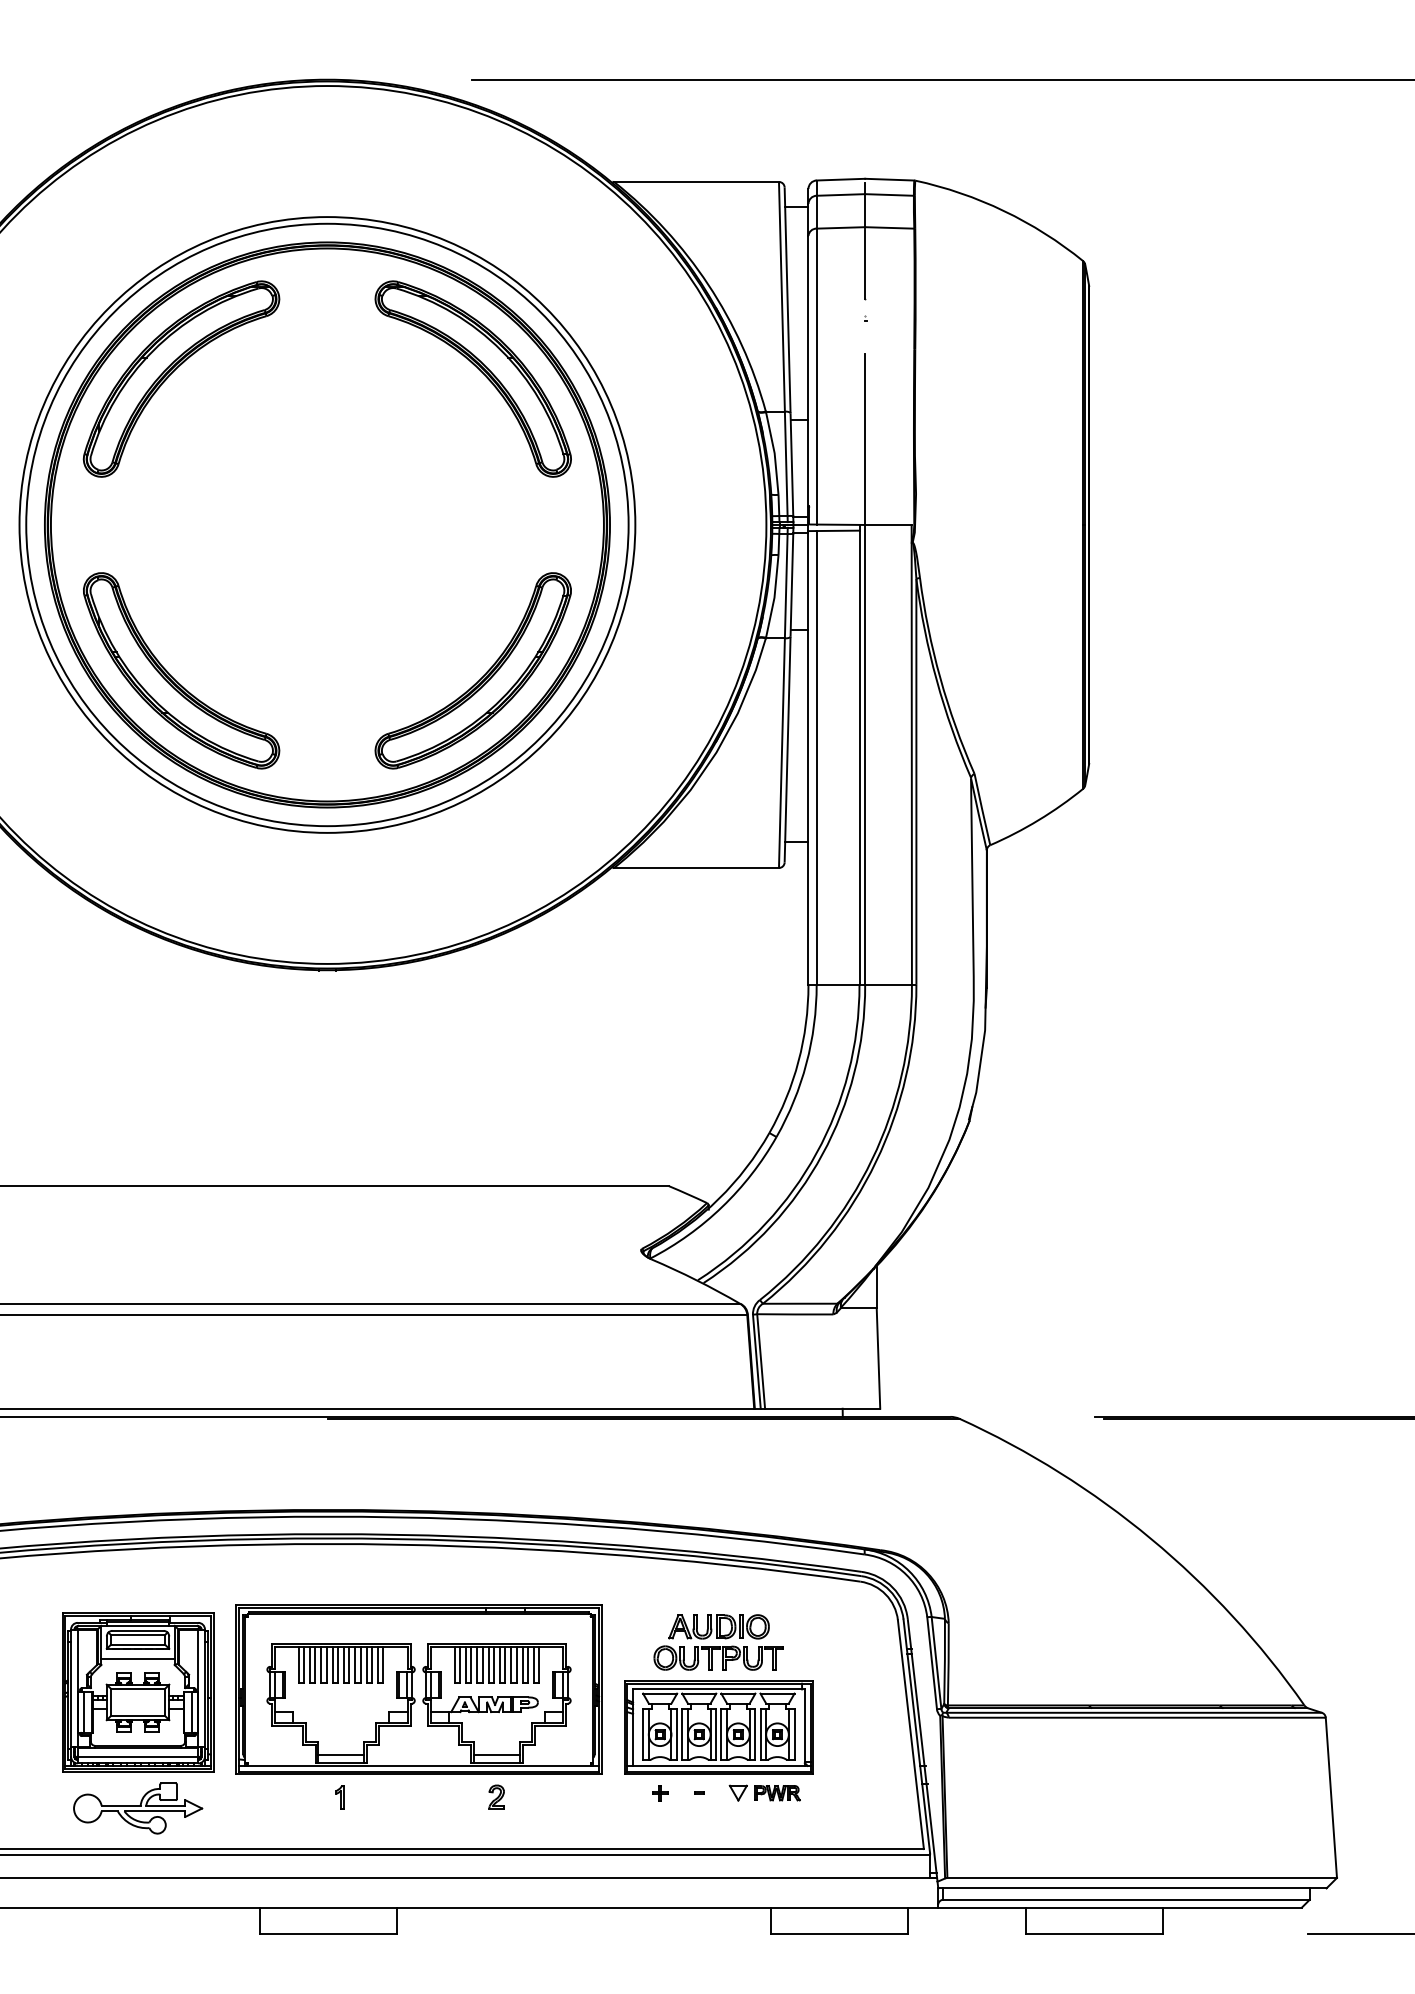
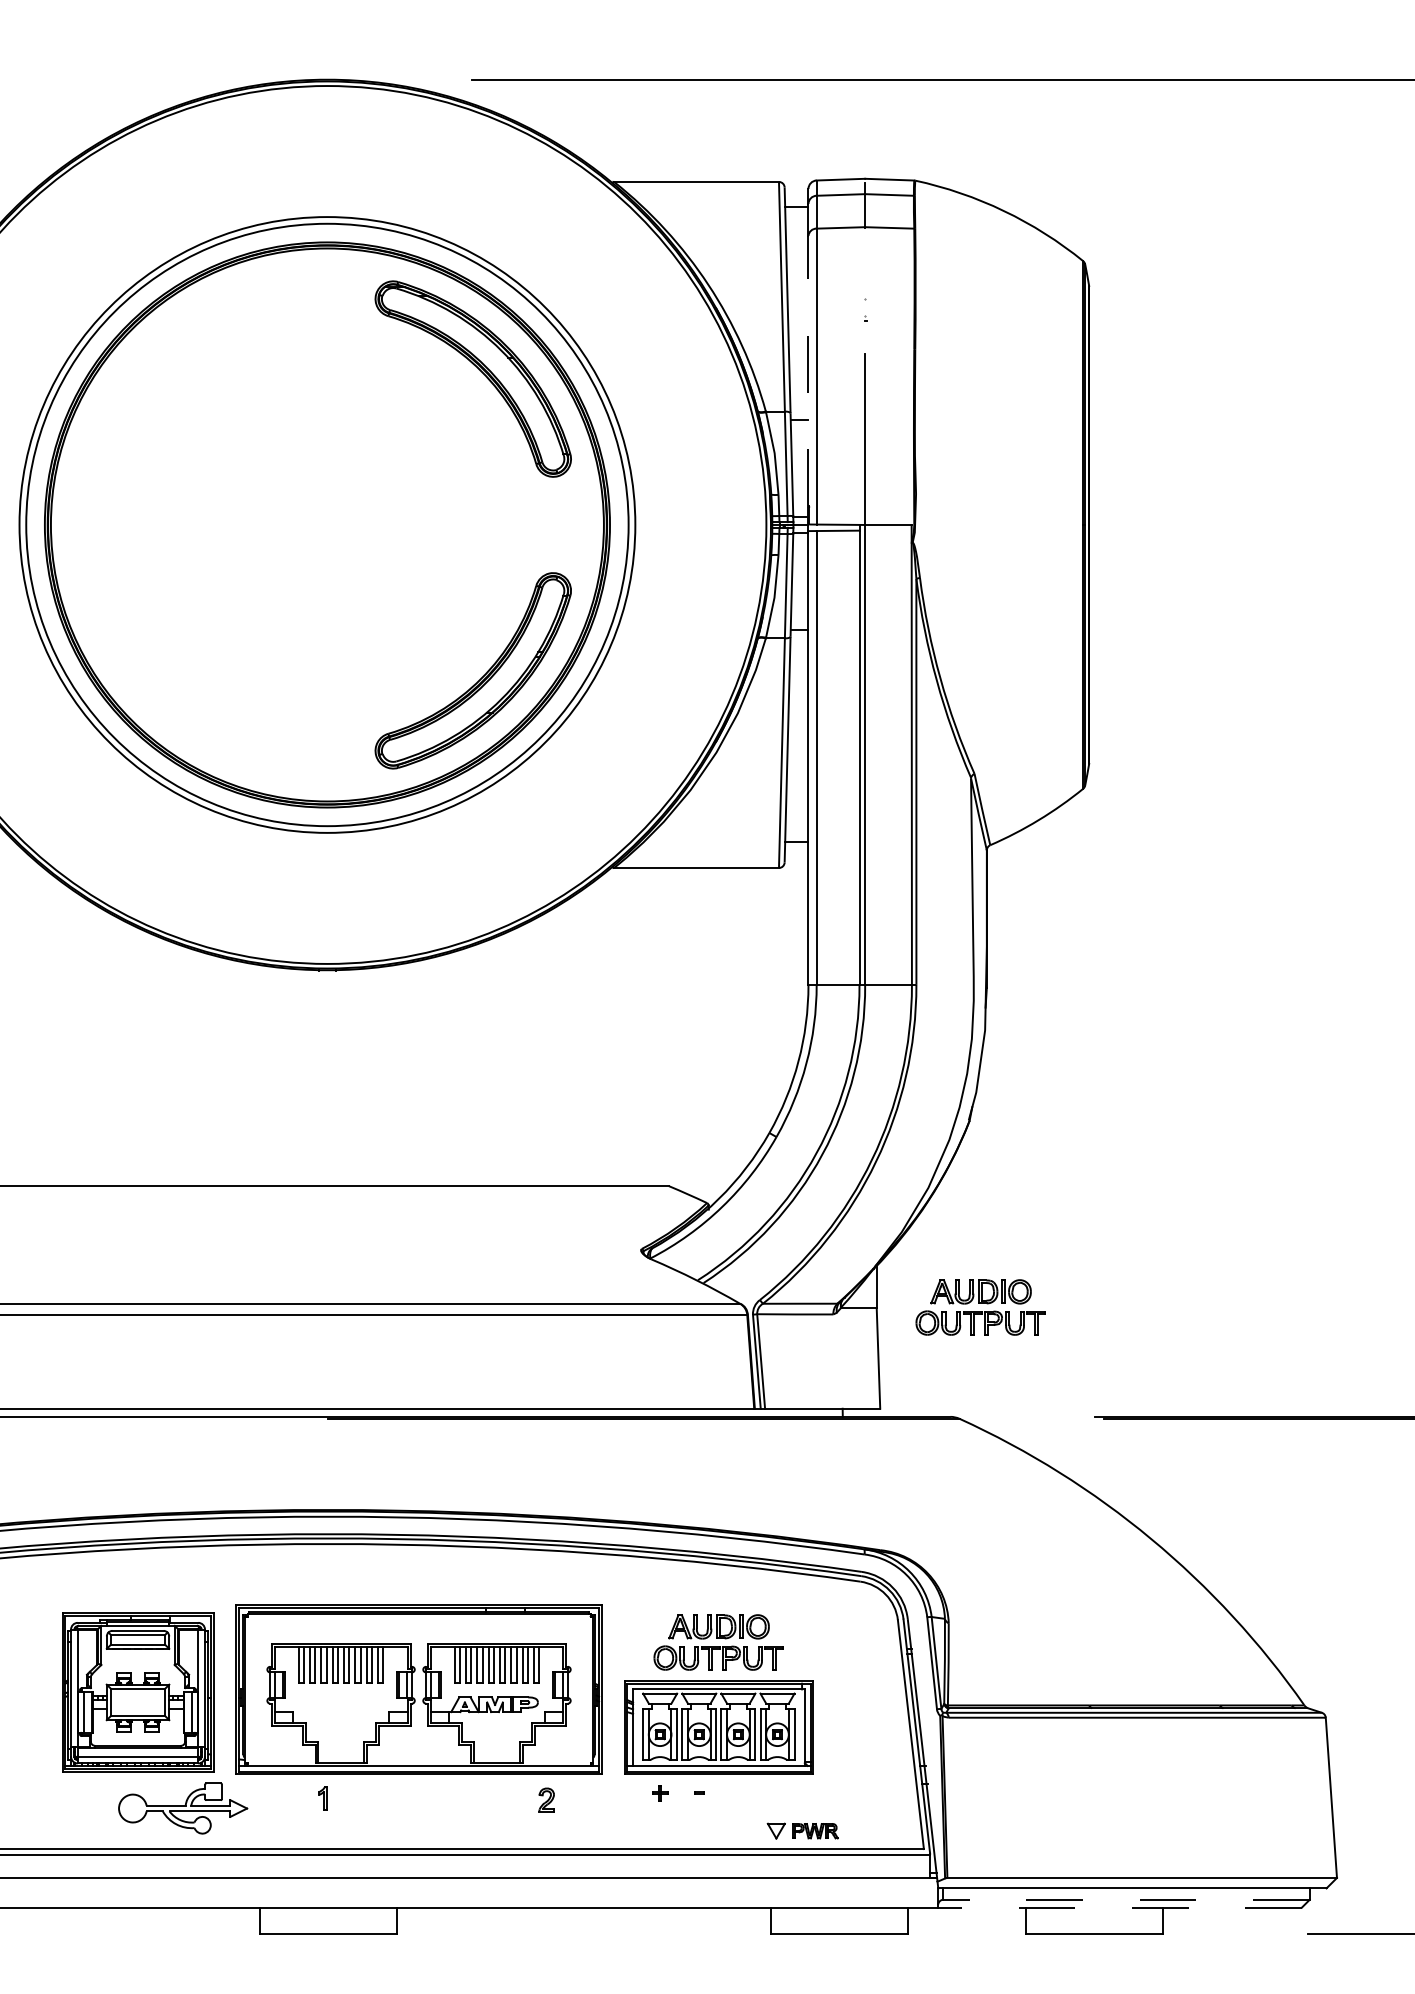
line: present -> none (865, 263)
line: solid -> dashed (808, 370)
part: present -> none (174, 371)
part: present -> none (173, 677)
part: none -> present (980, 1307)
line: present -> none (137, 1659)
line: present -> none (340, 1754)
line: present -> none (496, 1754)
part position: (764, 1792) -> (802, 1830) (802, 1830)
part position: (496, 1796) -> (546, 1799) (546, 1799)
part position: (339, 1797) -> (322, 1798) (322, 1798)
part position: (138, 1808) -> (183, 1808) (183, 1808)
line: solid -> dashed (1125, 1899)
line: solid -> dashed (1120, 1907)
